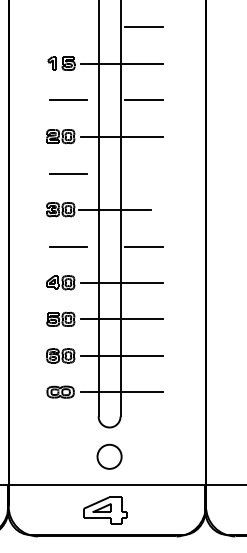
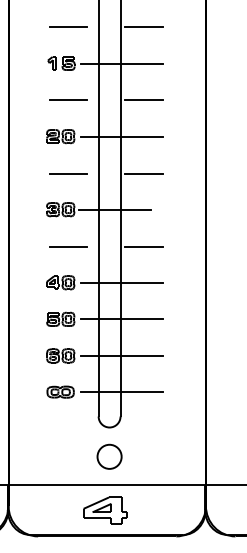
line: none -> present (68, 26)
line: none -> present (143, 173)
